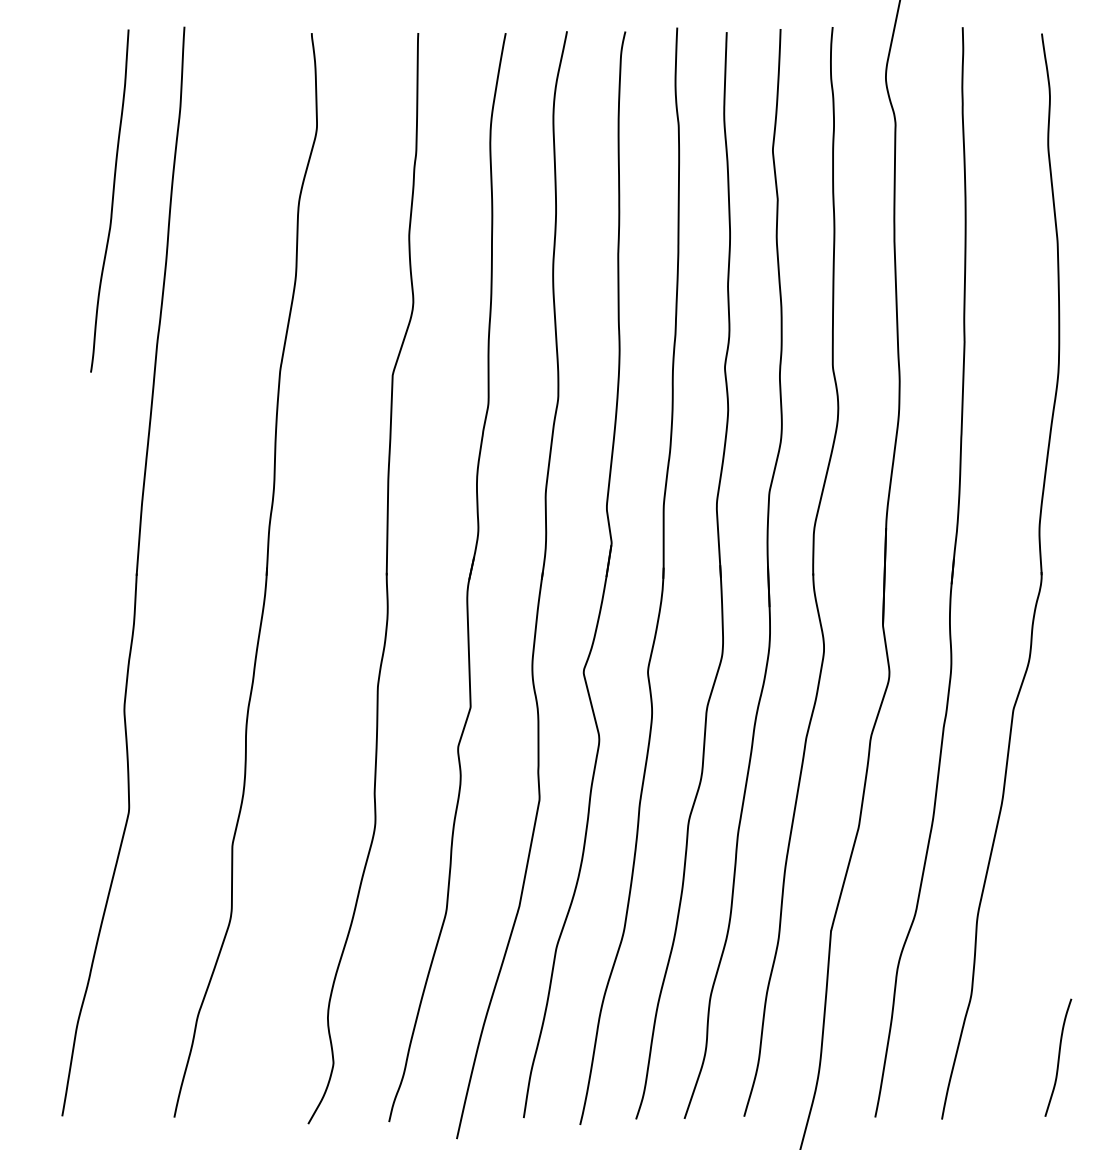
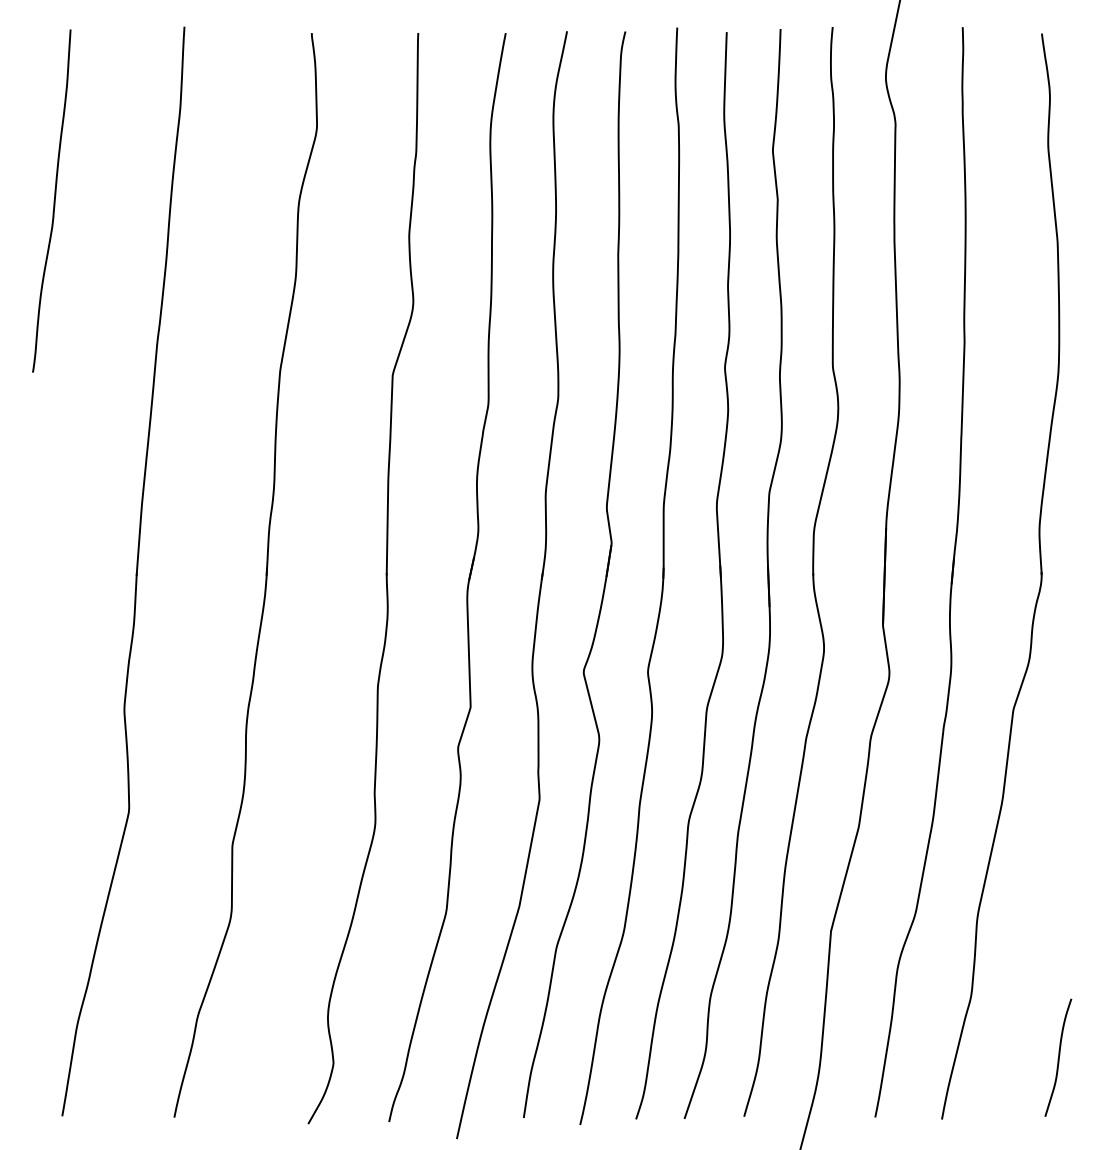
curve position: (111, 200) -> (53, 200) (53, 200)
